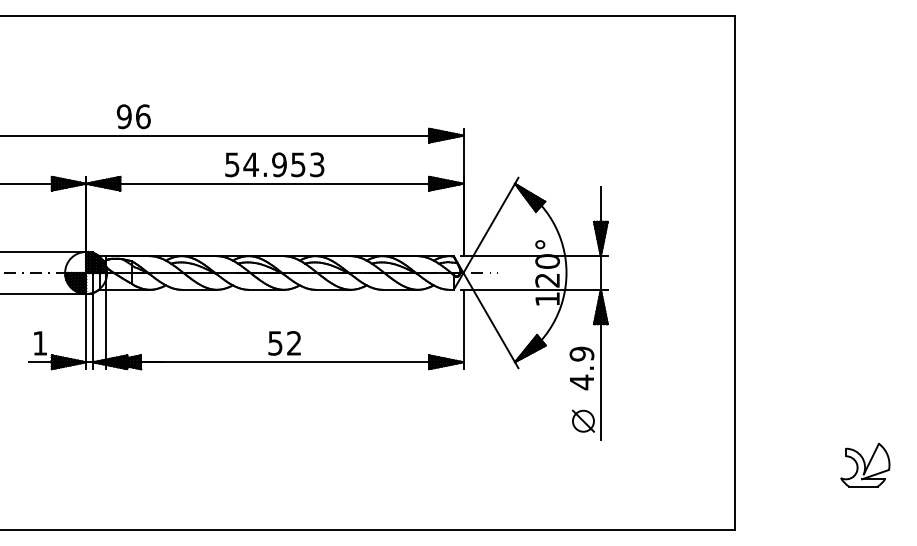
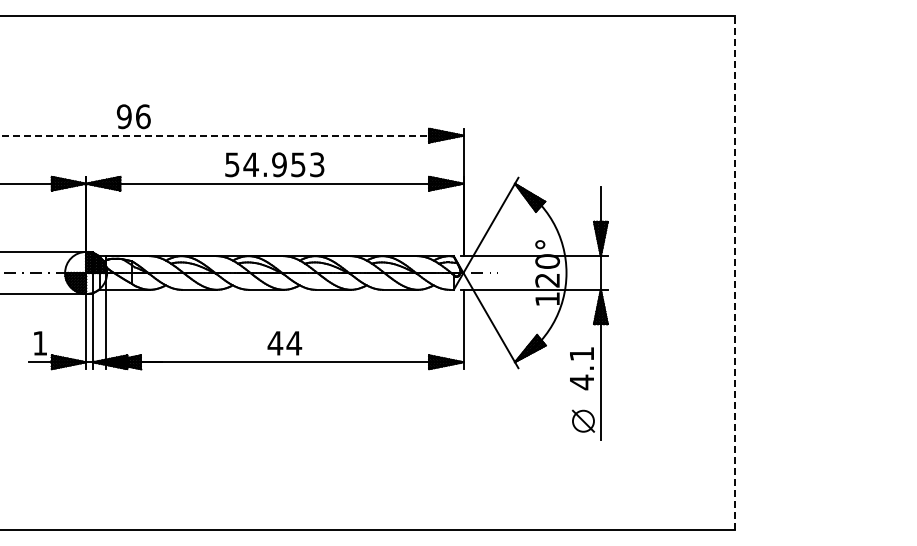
line: solid -> dashed (231, 135)
line: solid -> dashed (735, 272)
text: 52 -> 44 (284, 343)
text: 4.9 -> 4.1 (581, 353)
part: present -> none (865, 464)
